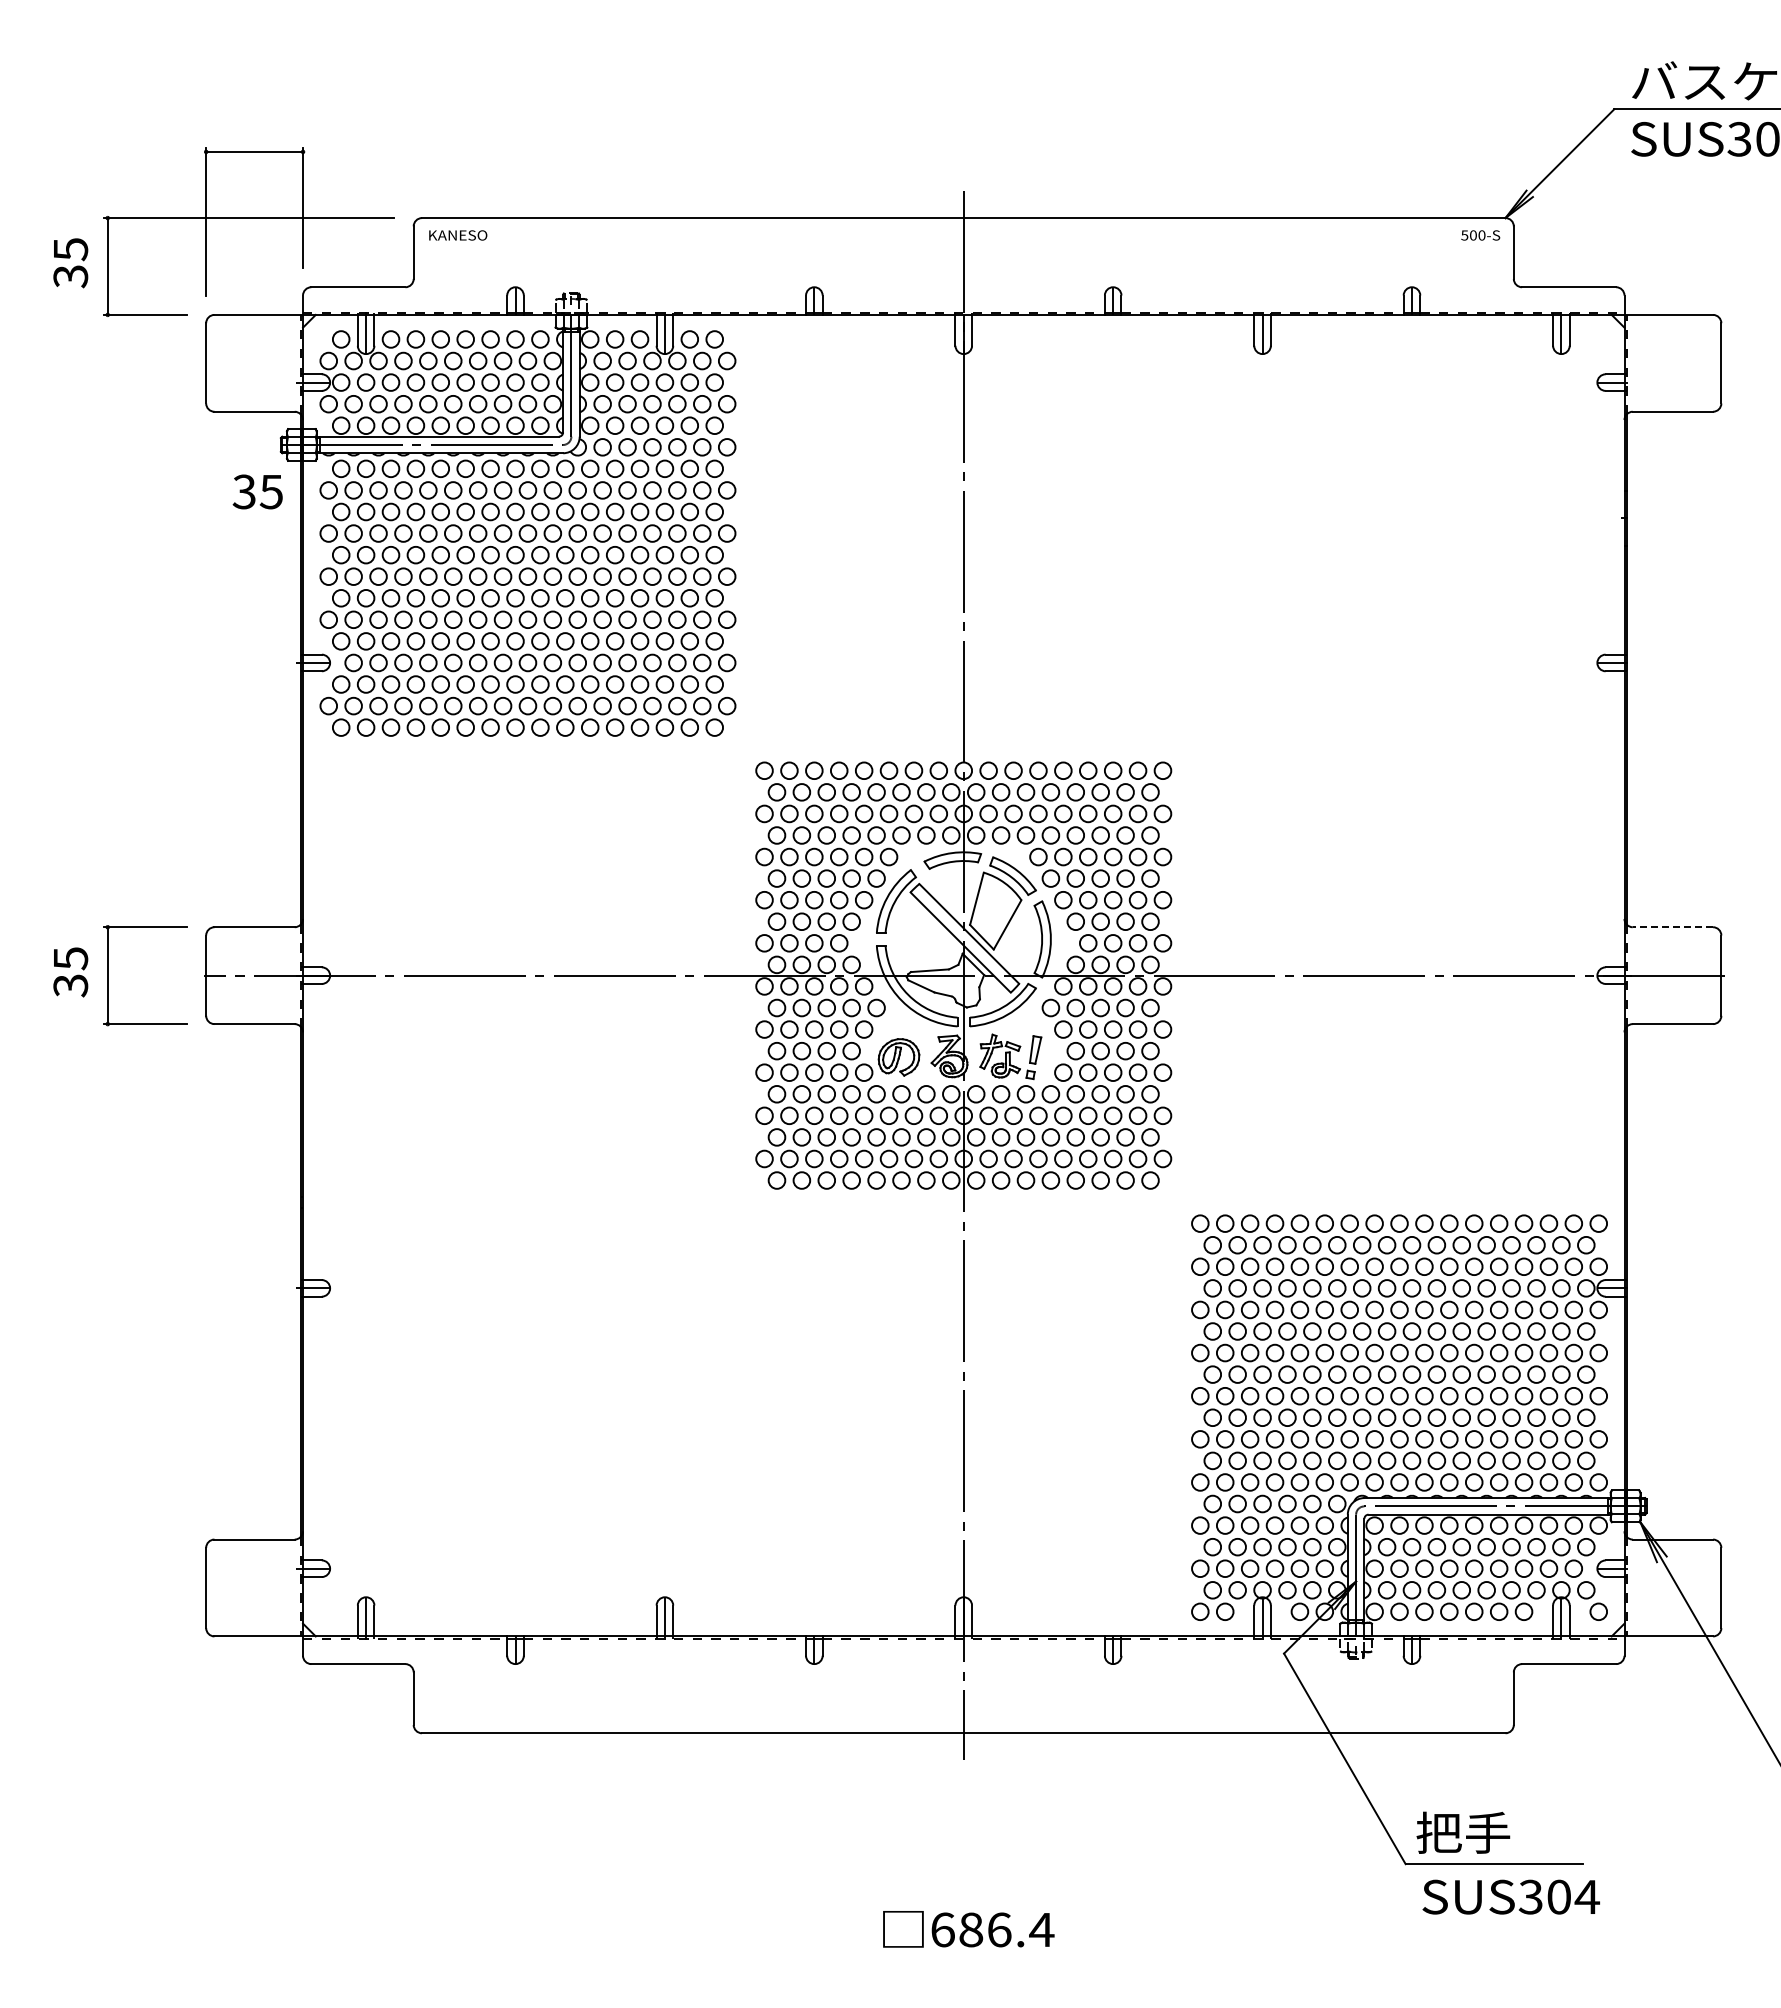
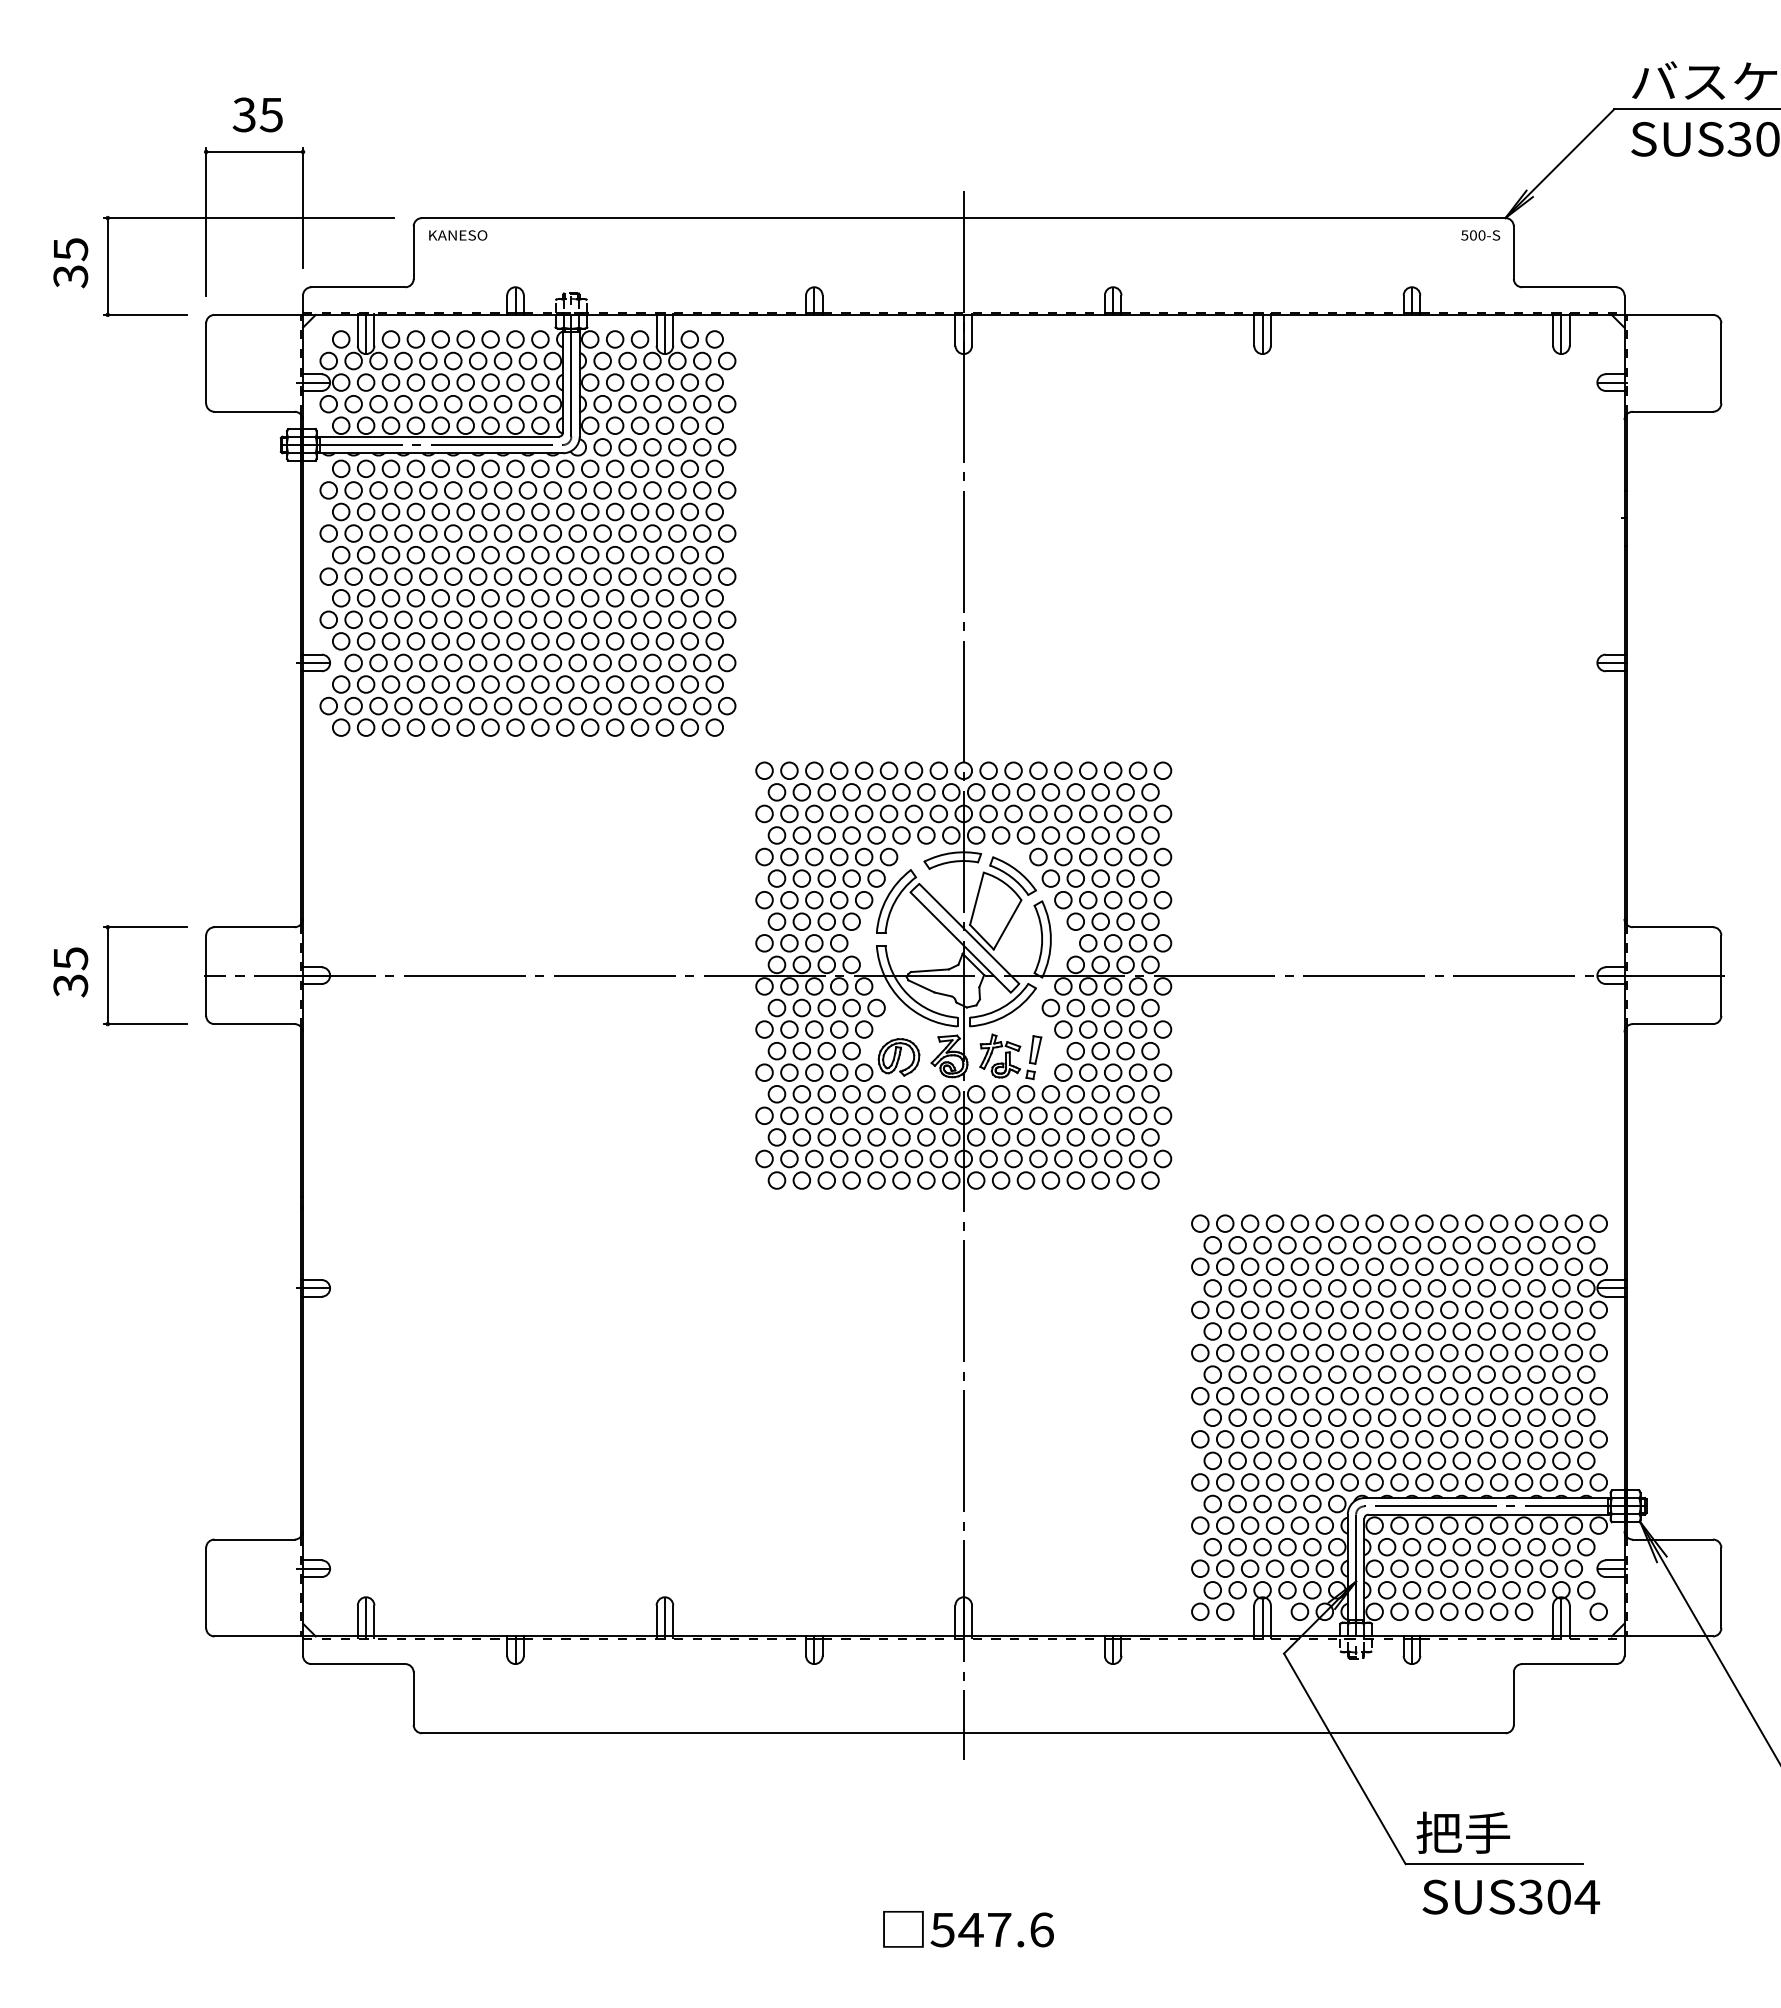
text position: (257, 491) -> (257, 114) (257, 114)
line: dashed -> solid (1672, 927)
text: 686.4 -> 547.6 (992, 1929)
